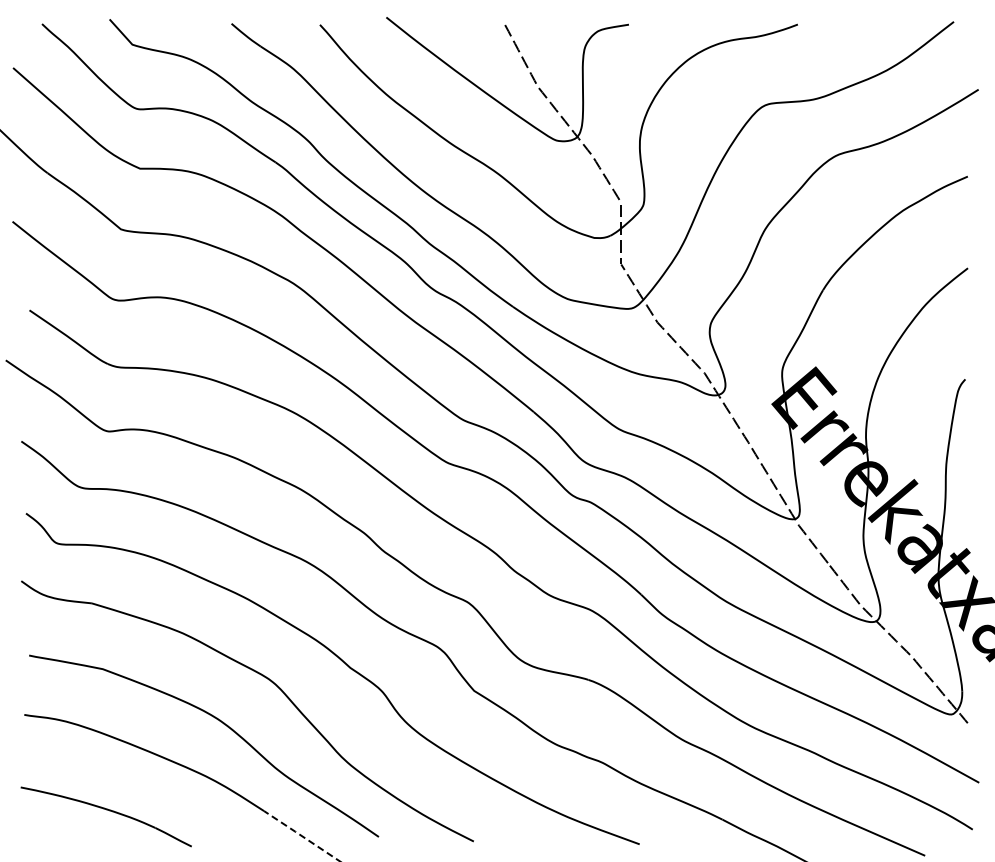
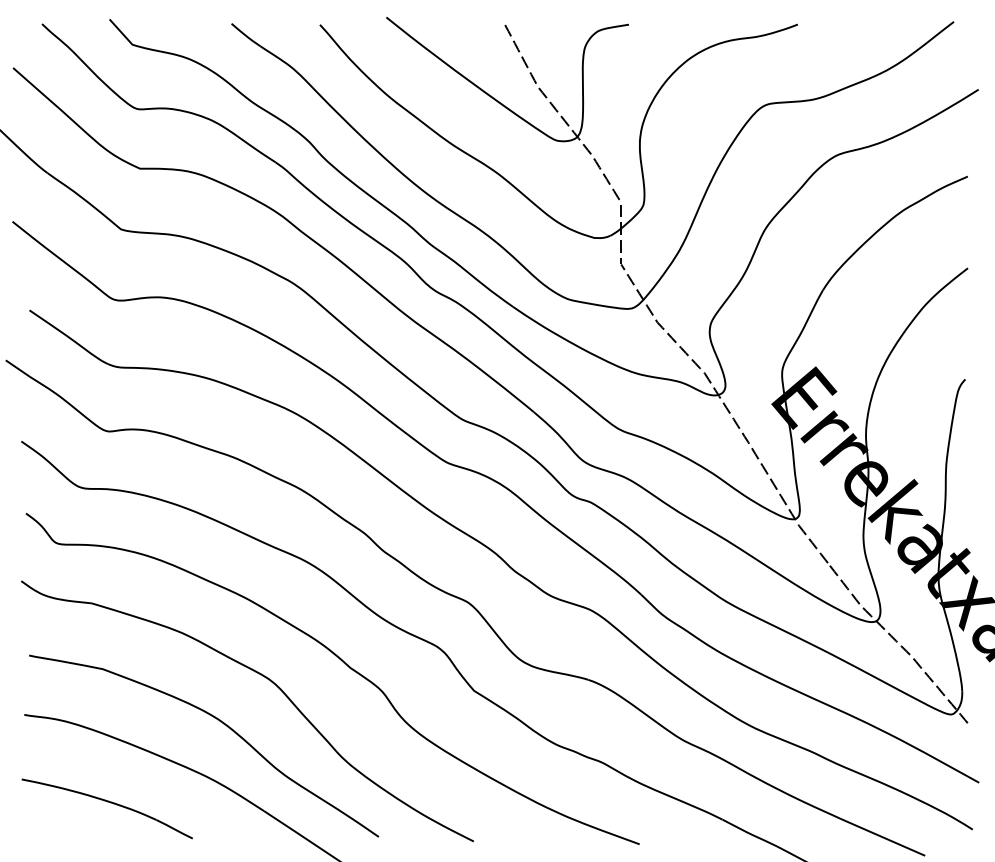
part position: (106, 810) -> (107, 802) (107, 802)
line: dashed -> solid (301, 835)
